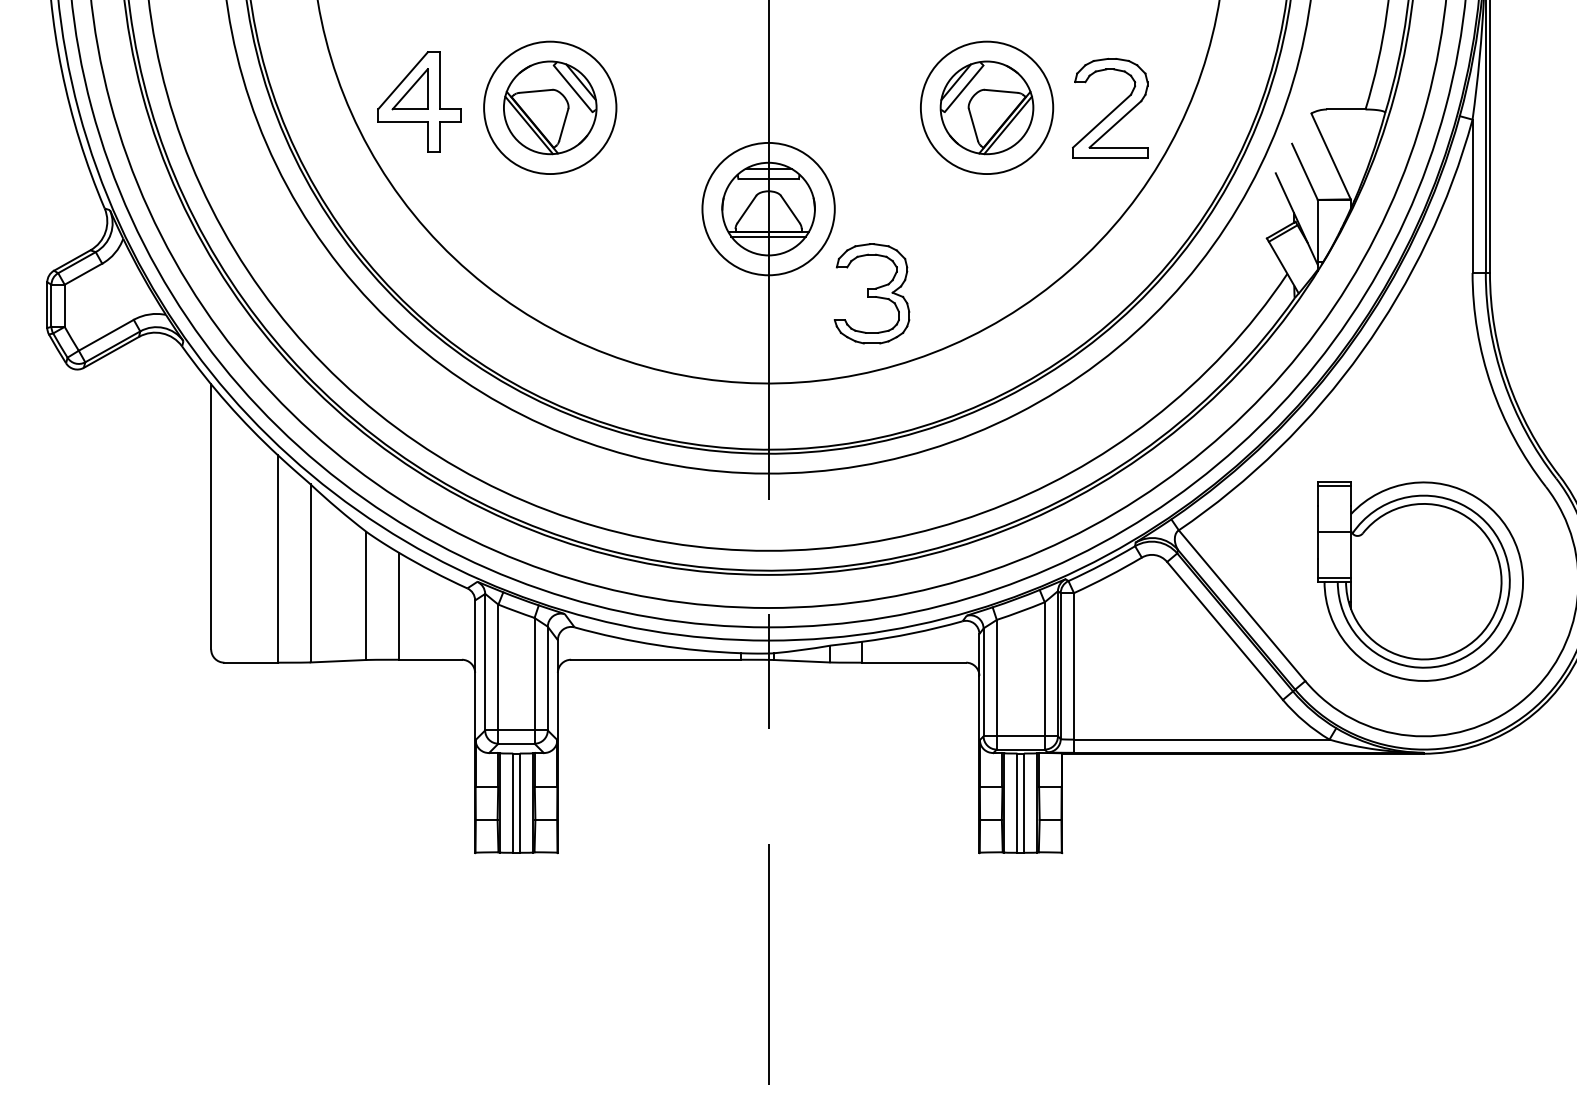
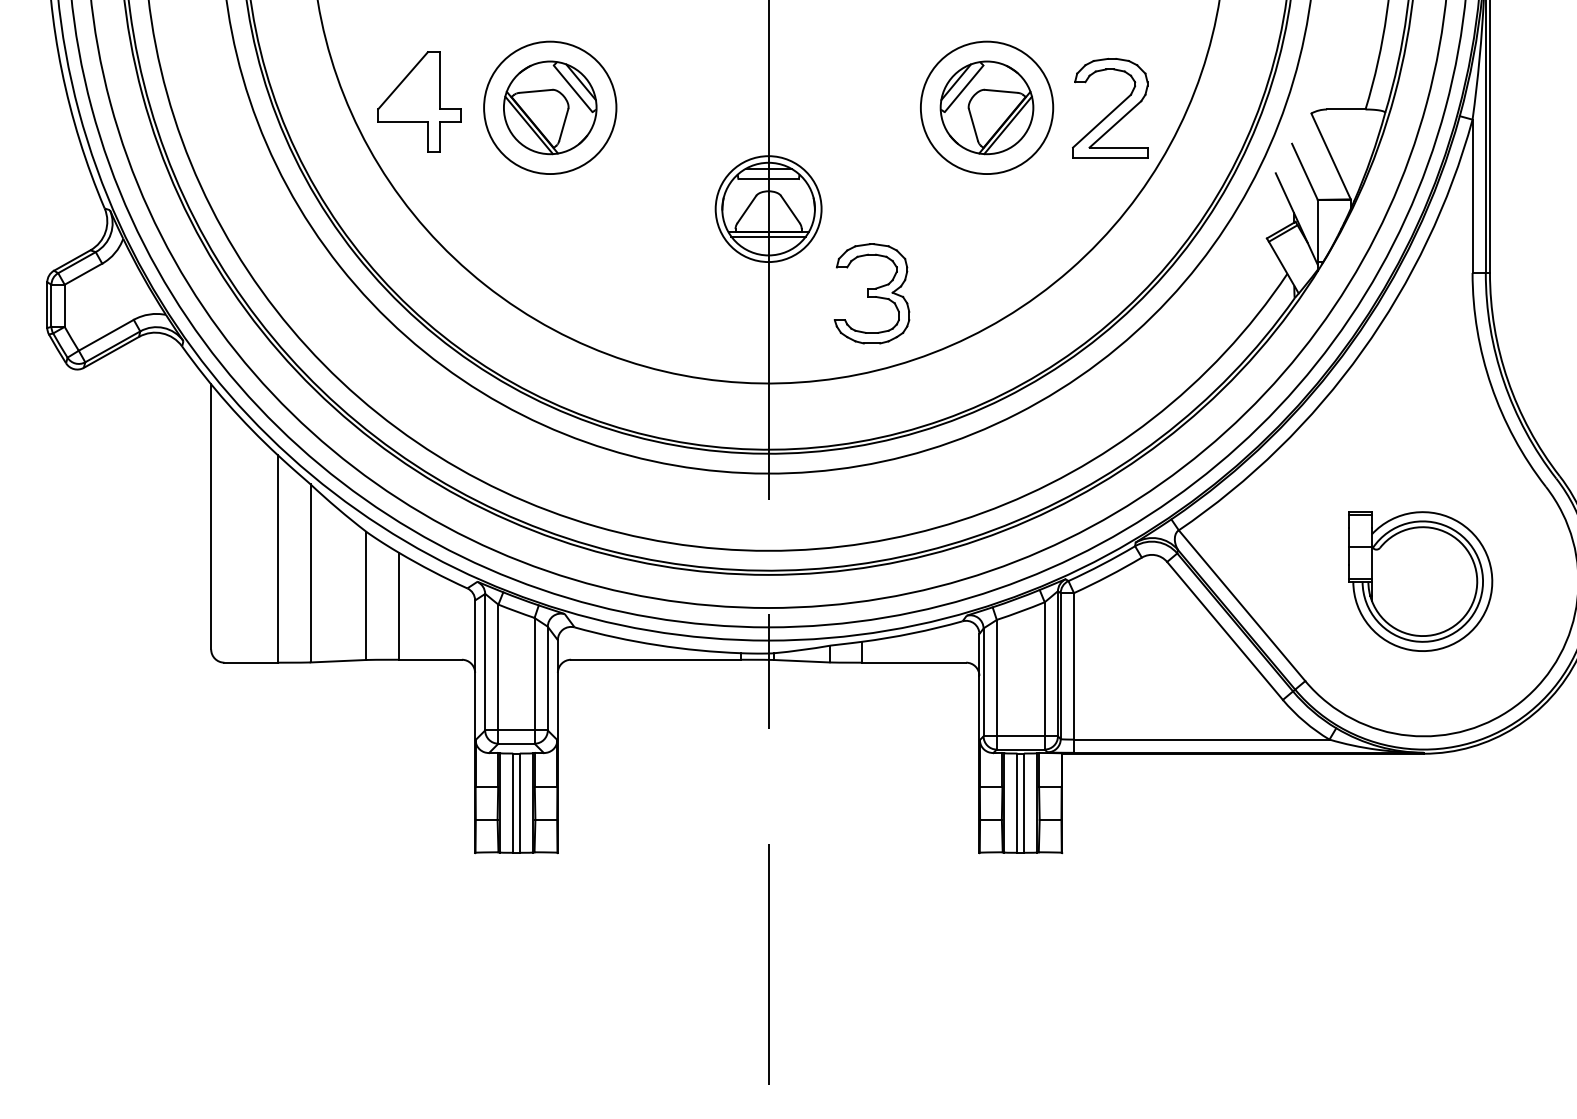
part: present -> none (409, 89)
circle diameter: 132 px -> 106 px (768, 209)
part size: 207x201 px -> 146x141 px (1420, 581)
